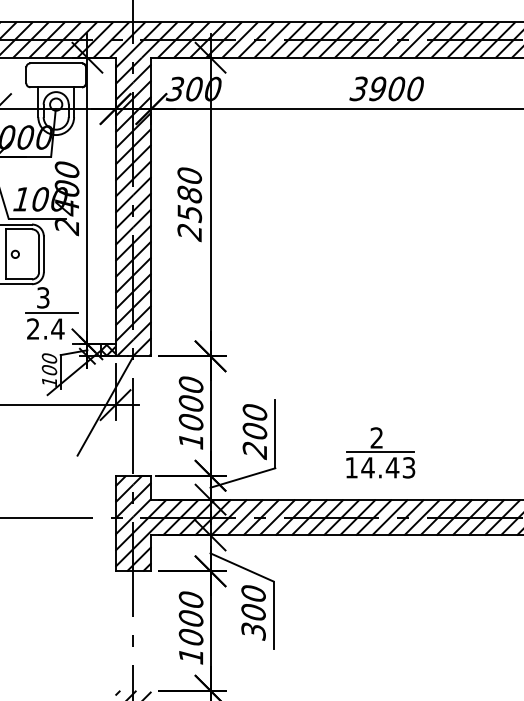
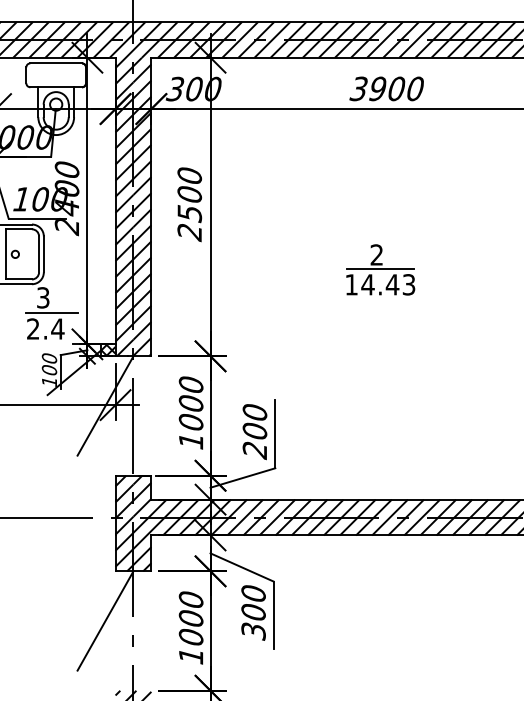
text: 2580 -> 2500 (189, 194)
part position: (380, 452) -> (380, 269) (380, 269)
line: none -> present (105, 620)
